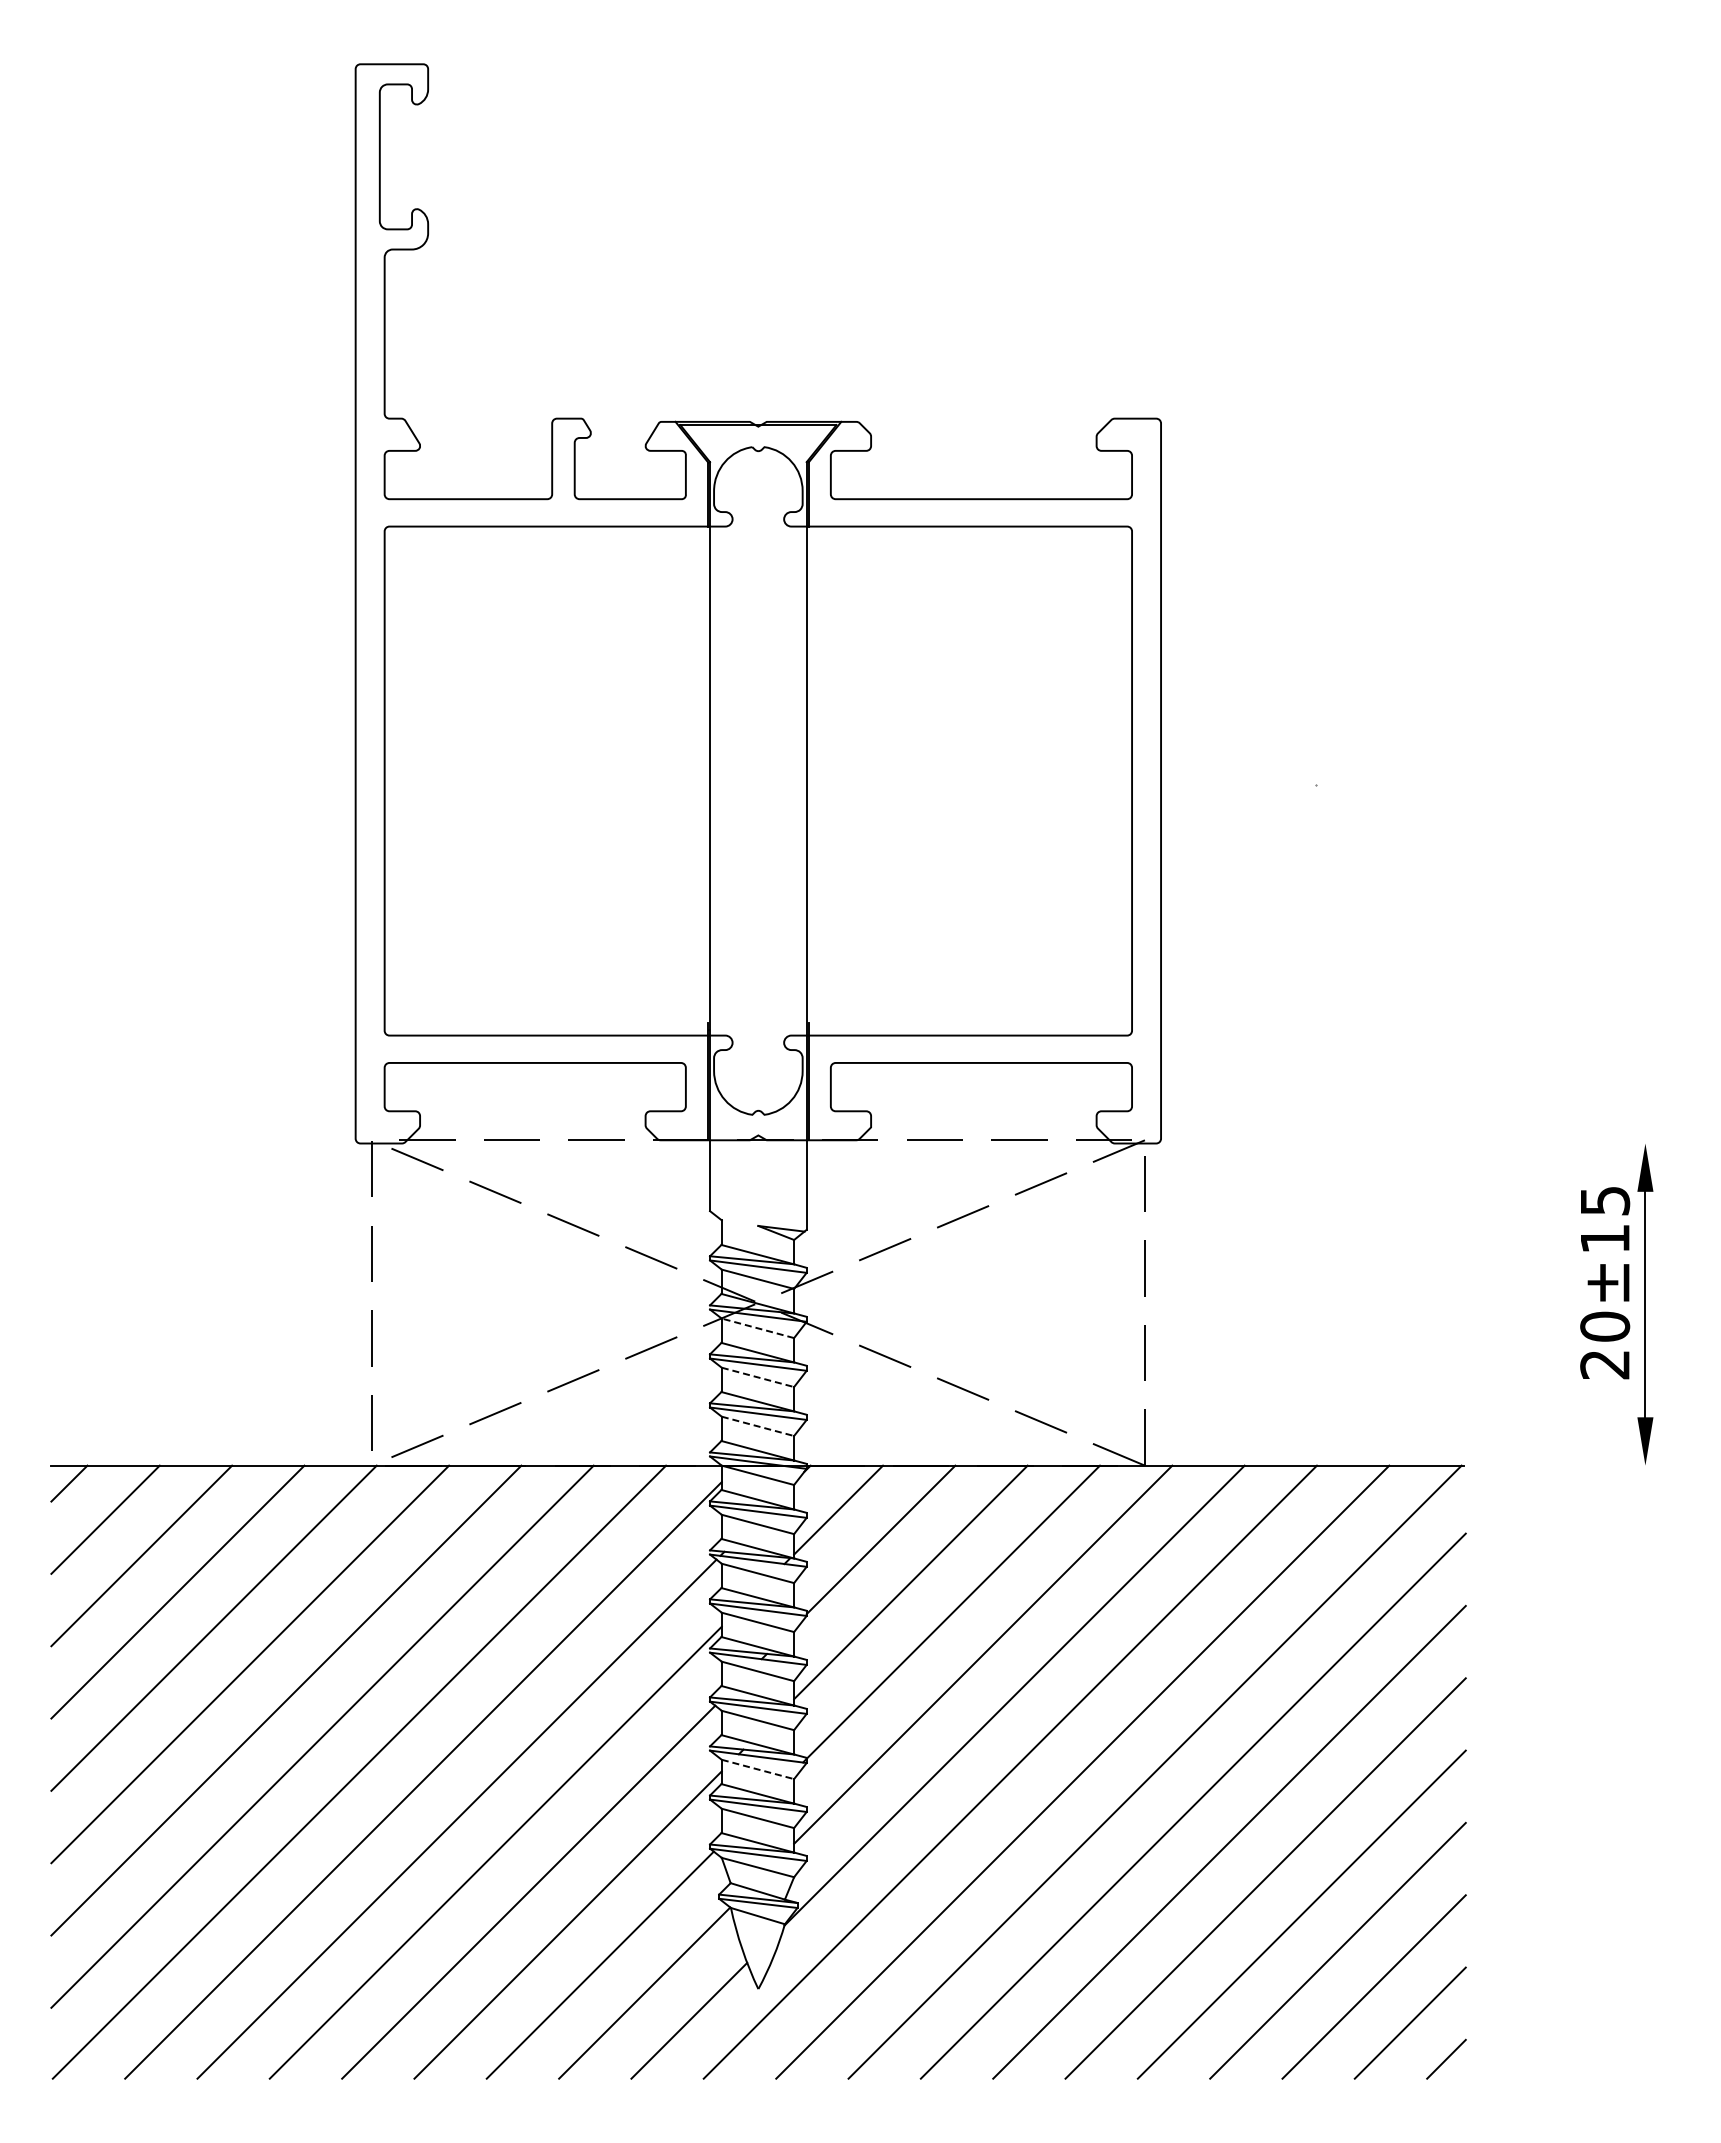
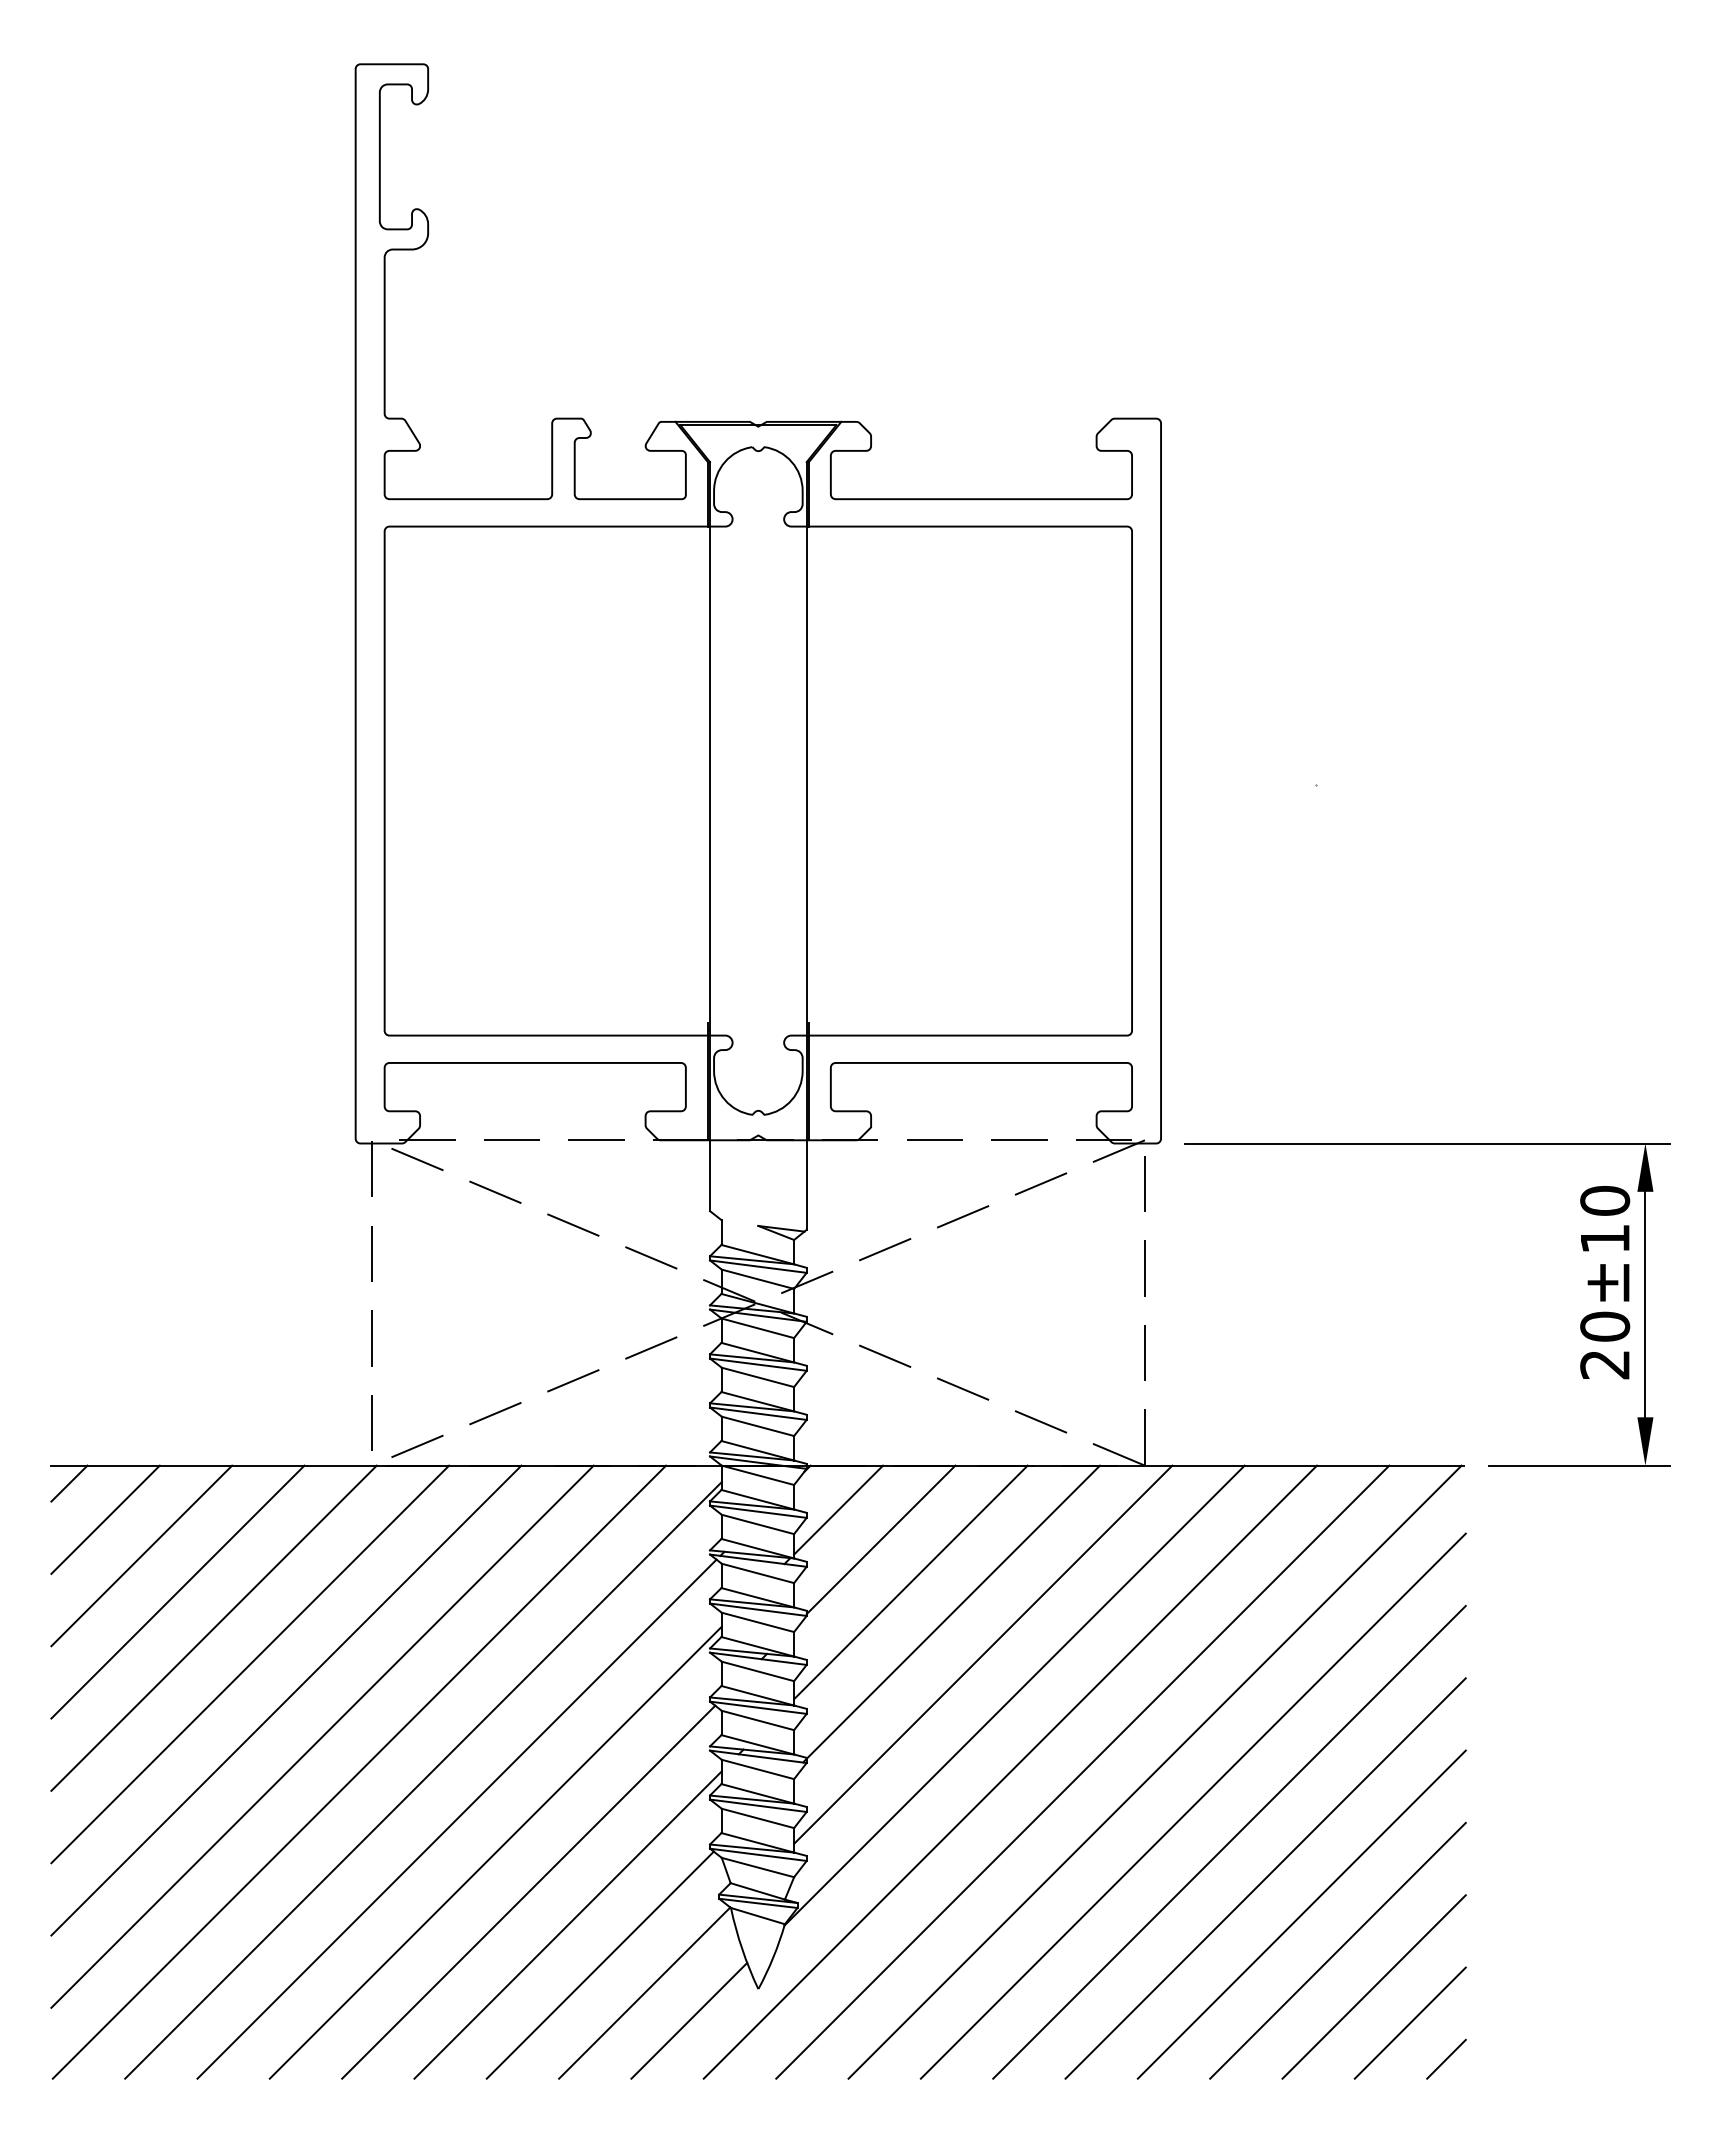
line: none -> present (1427, 1143)
text: 20±15 -> 20±10 (1605, 1200)
line: dashed -> solid (757, 1328)
line: dashed -> solid (758, 1377)
line: dashed -> solid (758, 1426)
line: none -> present (1578, 1465)
line: dashed -> solid (758, 1769)
